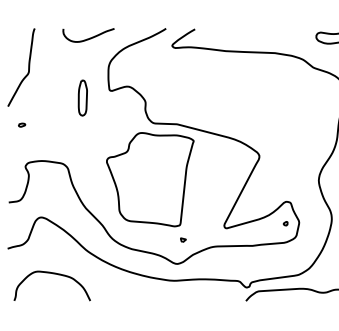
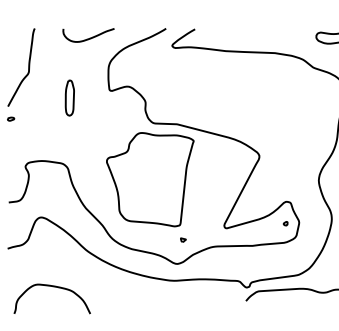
part position: (82, 97) -> (69, 97) (69, 97)
part position: (22, 124) -> (11, 118) (11, 118)
curve position: (53, 274) -> (53, 287) (53, 287)
